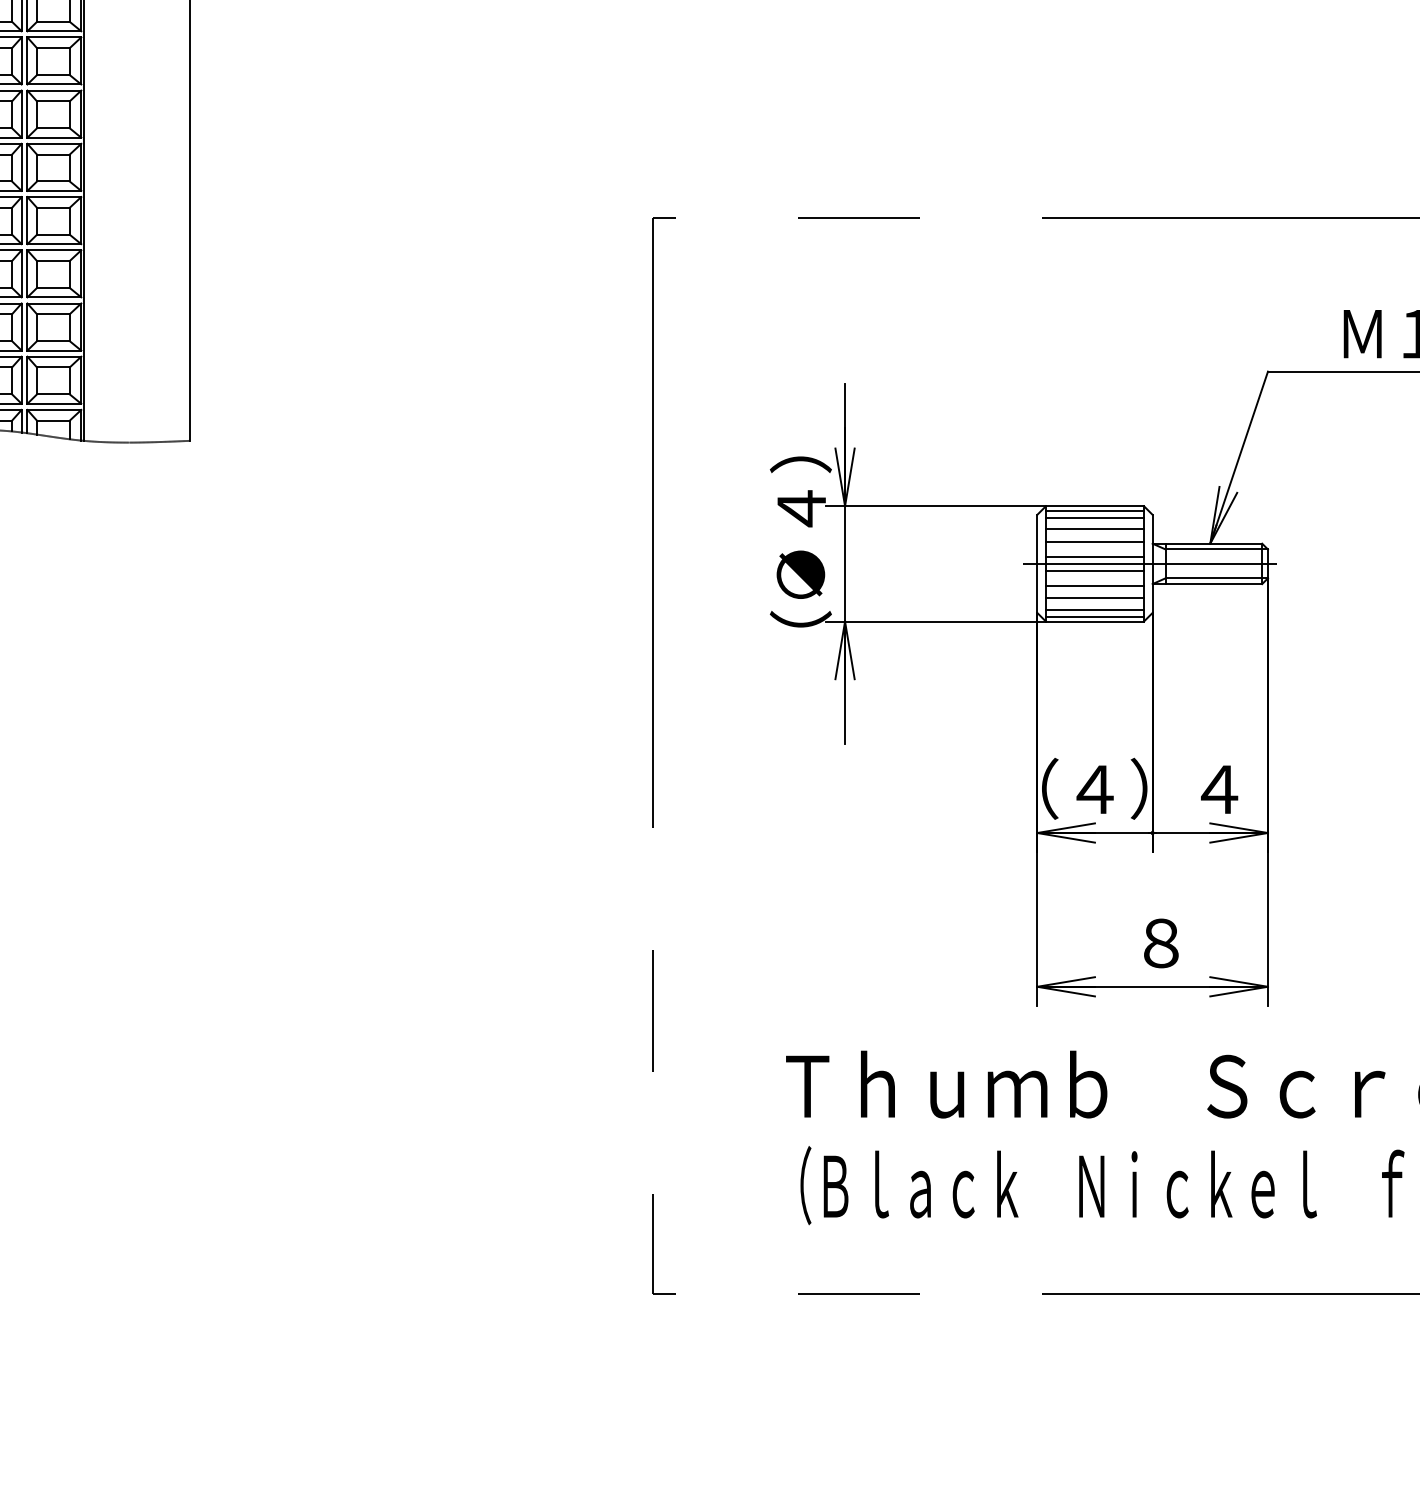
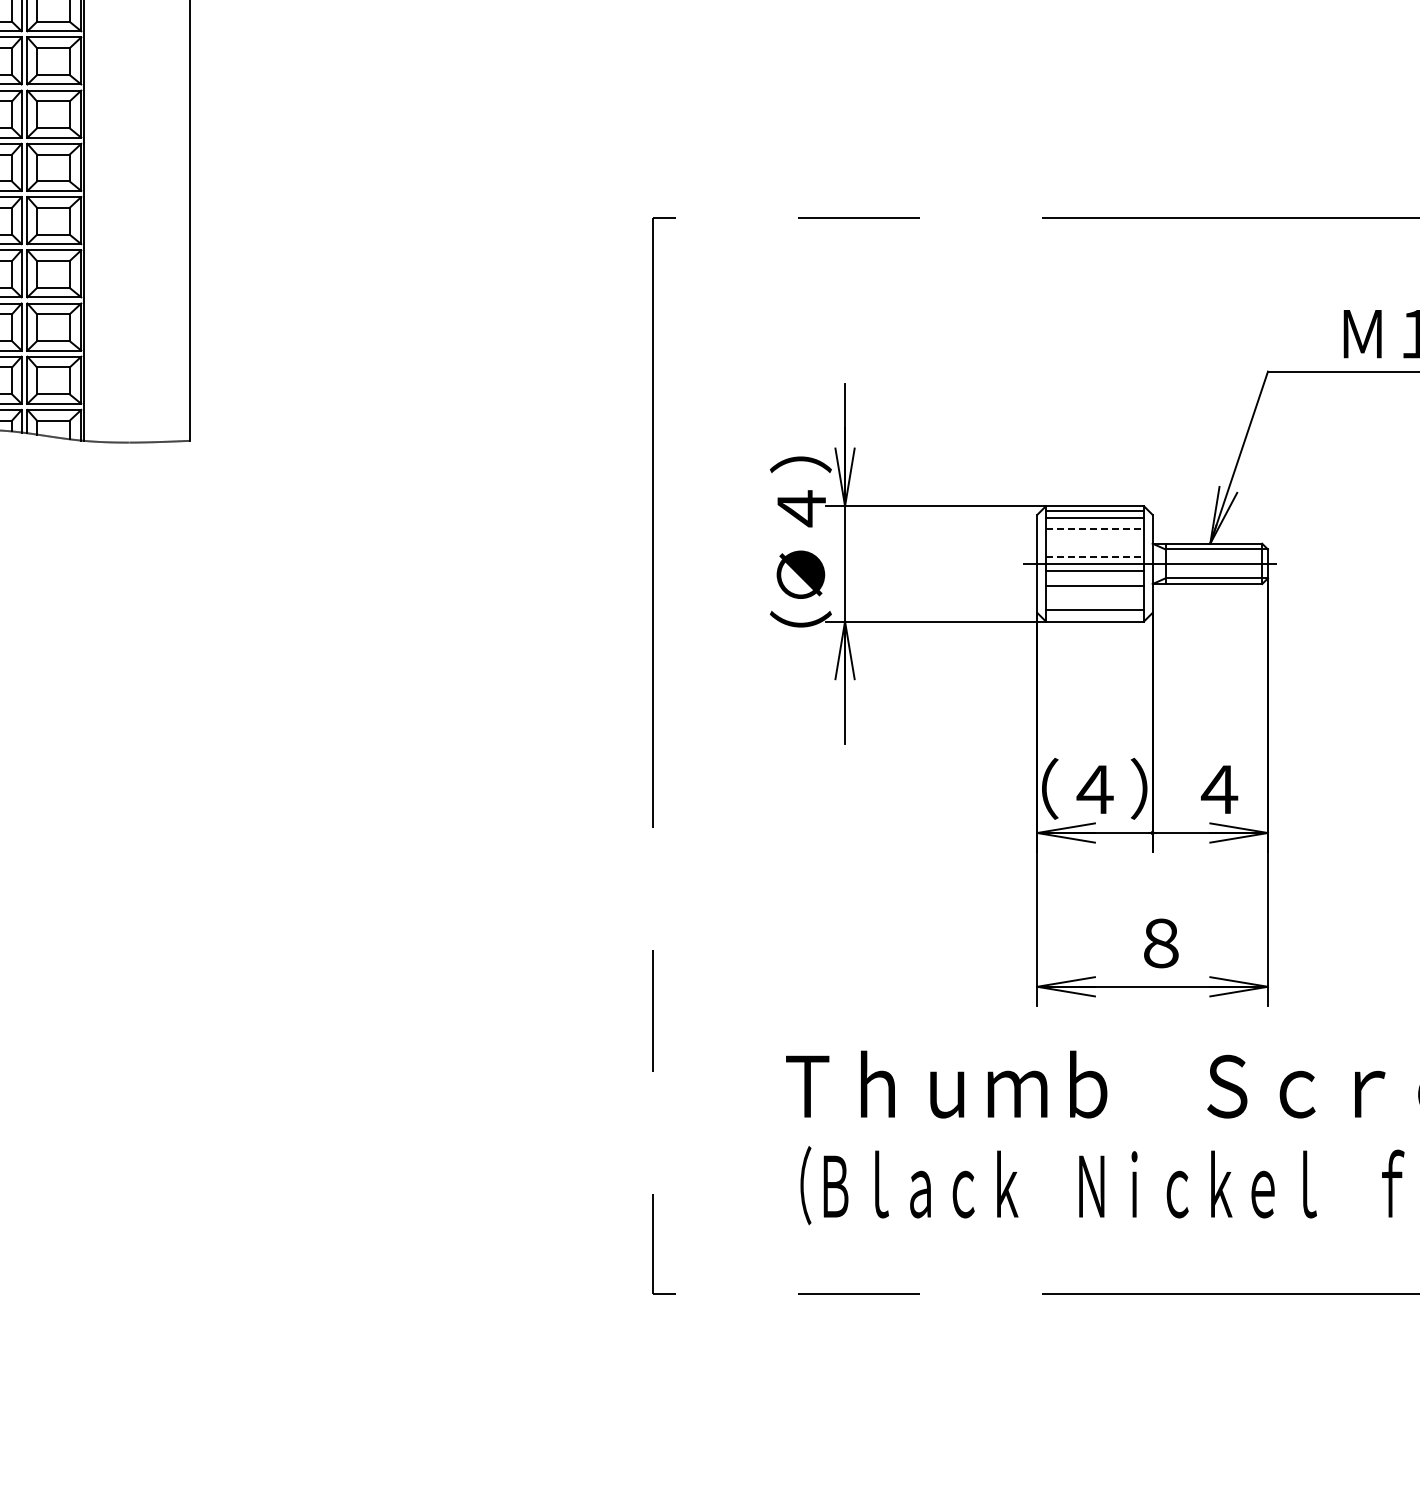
line: solid -> dashed (1095, 529)
line: present -> none (1094, 542)
line: solid -> dashed (1095, 556)
line: present -> none (1094, 598)
line: present -> none (1094, 617)
